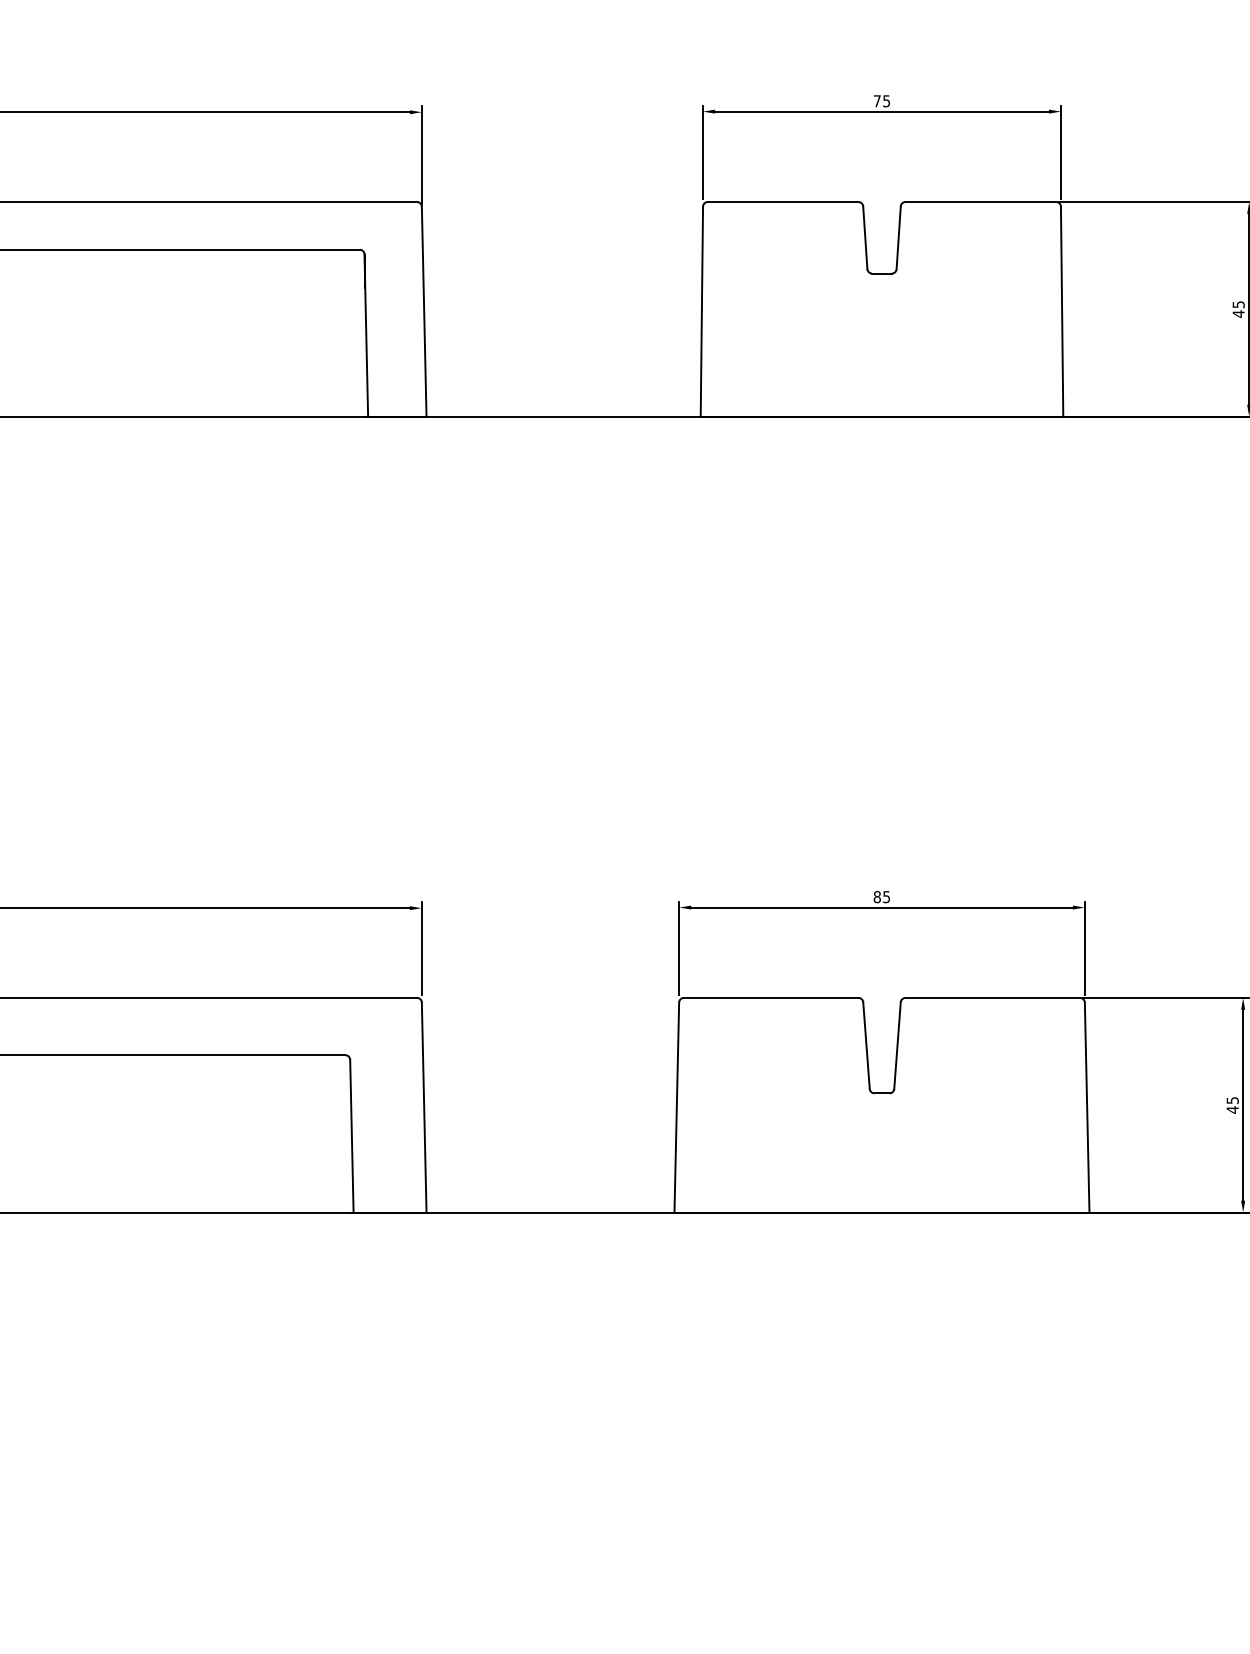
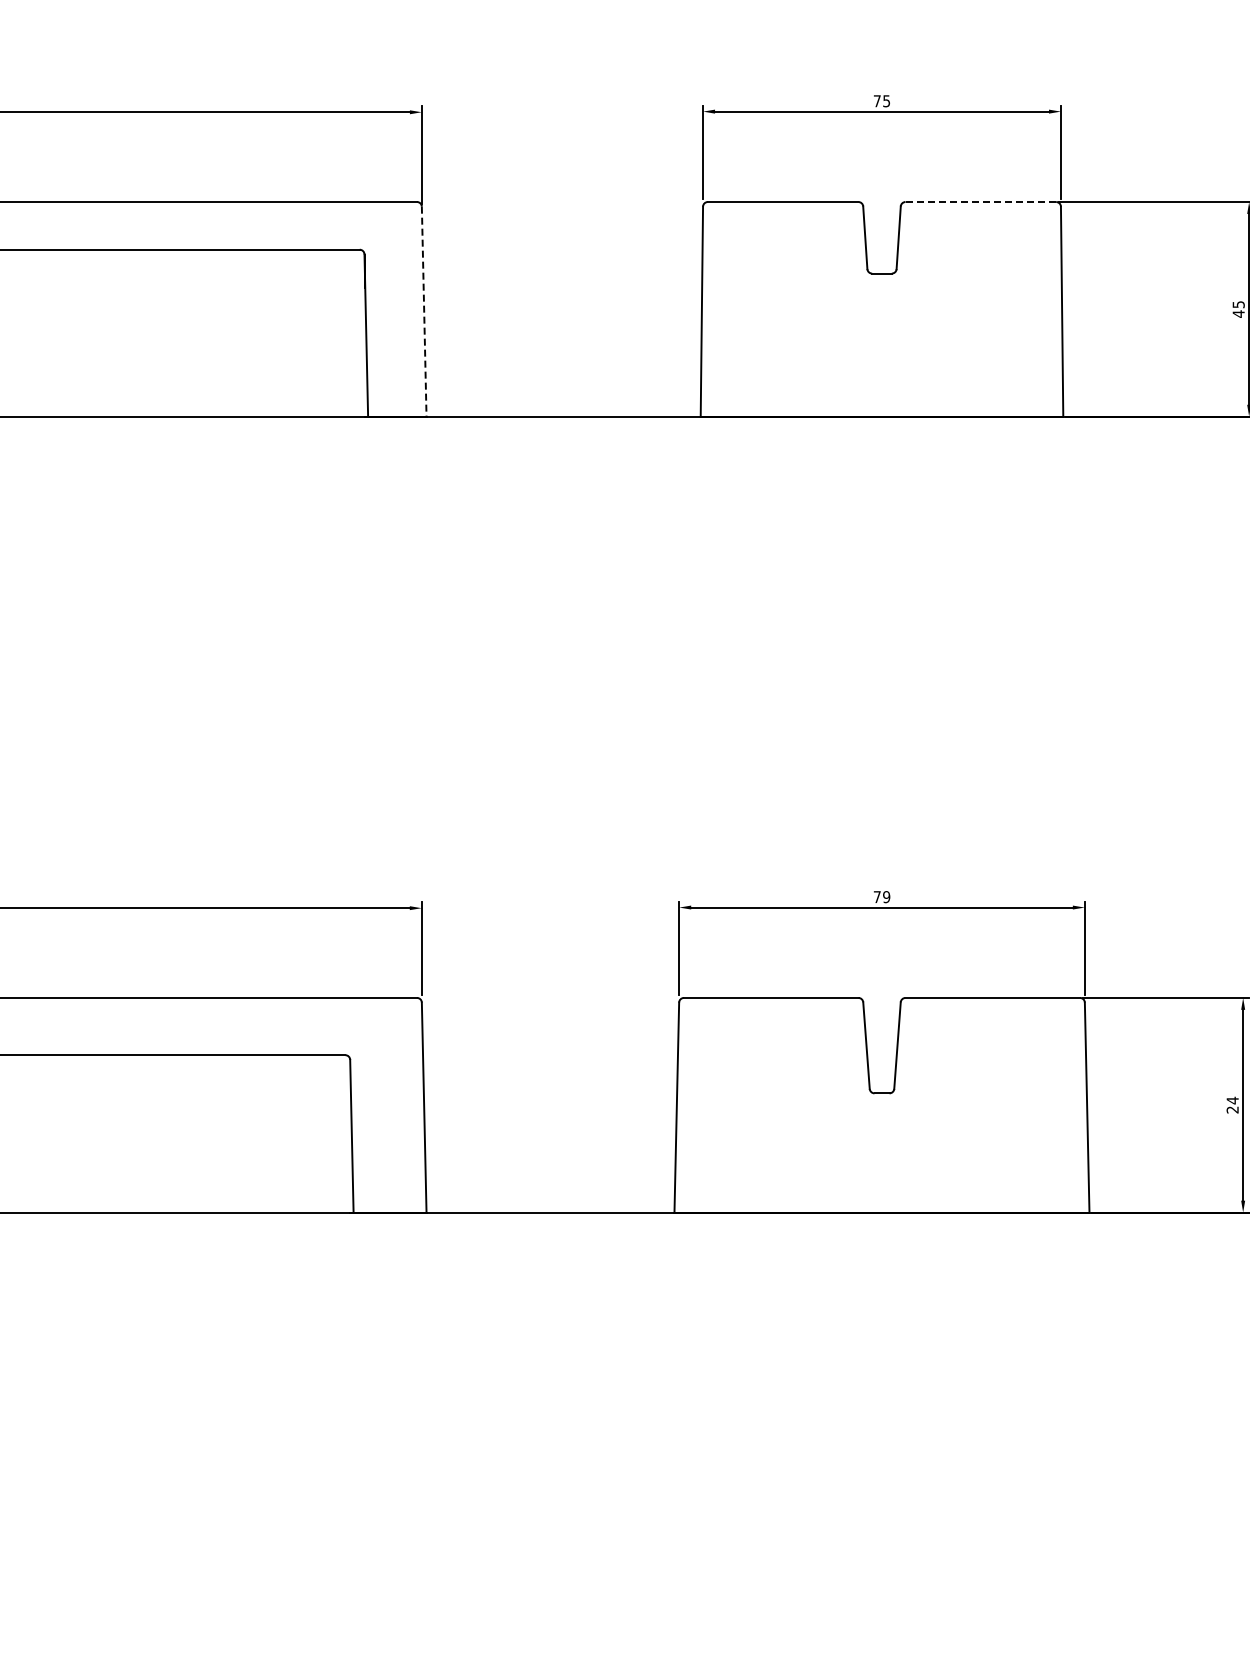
line: solid -> dashed (981, 202)
line: solid -> dashed (424, 312)
text: 85 -> 79 (881, 897)
text: 45 -> 24 (1232, 1104)
